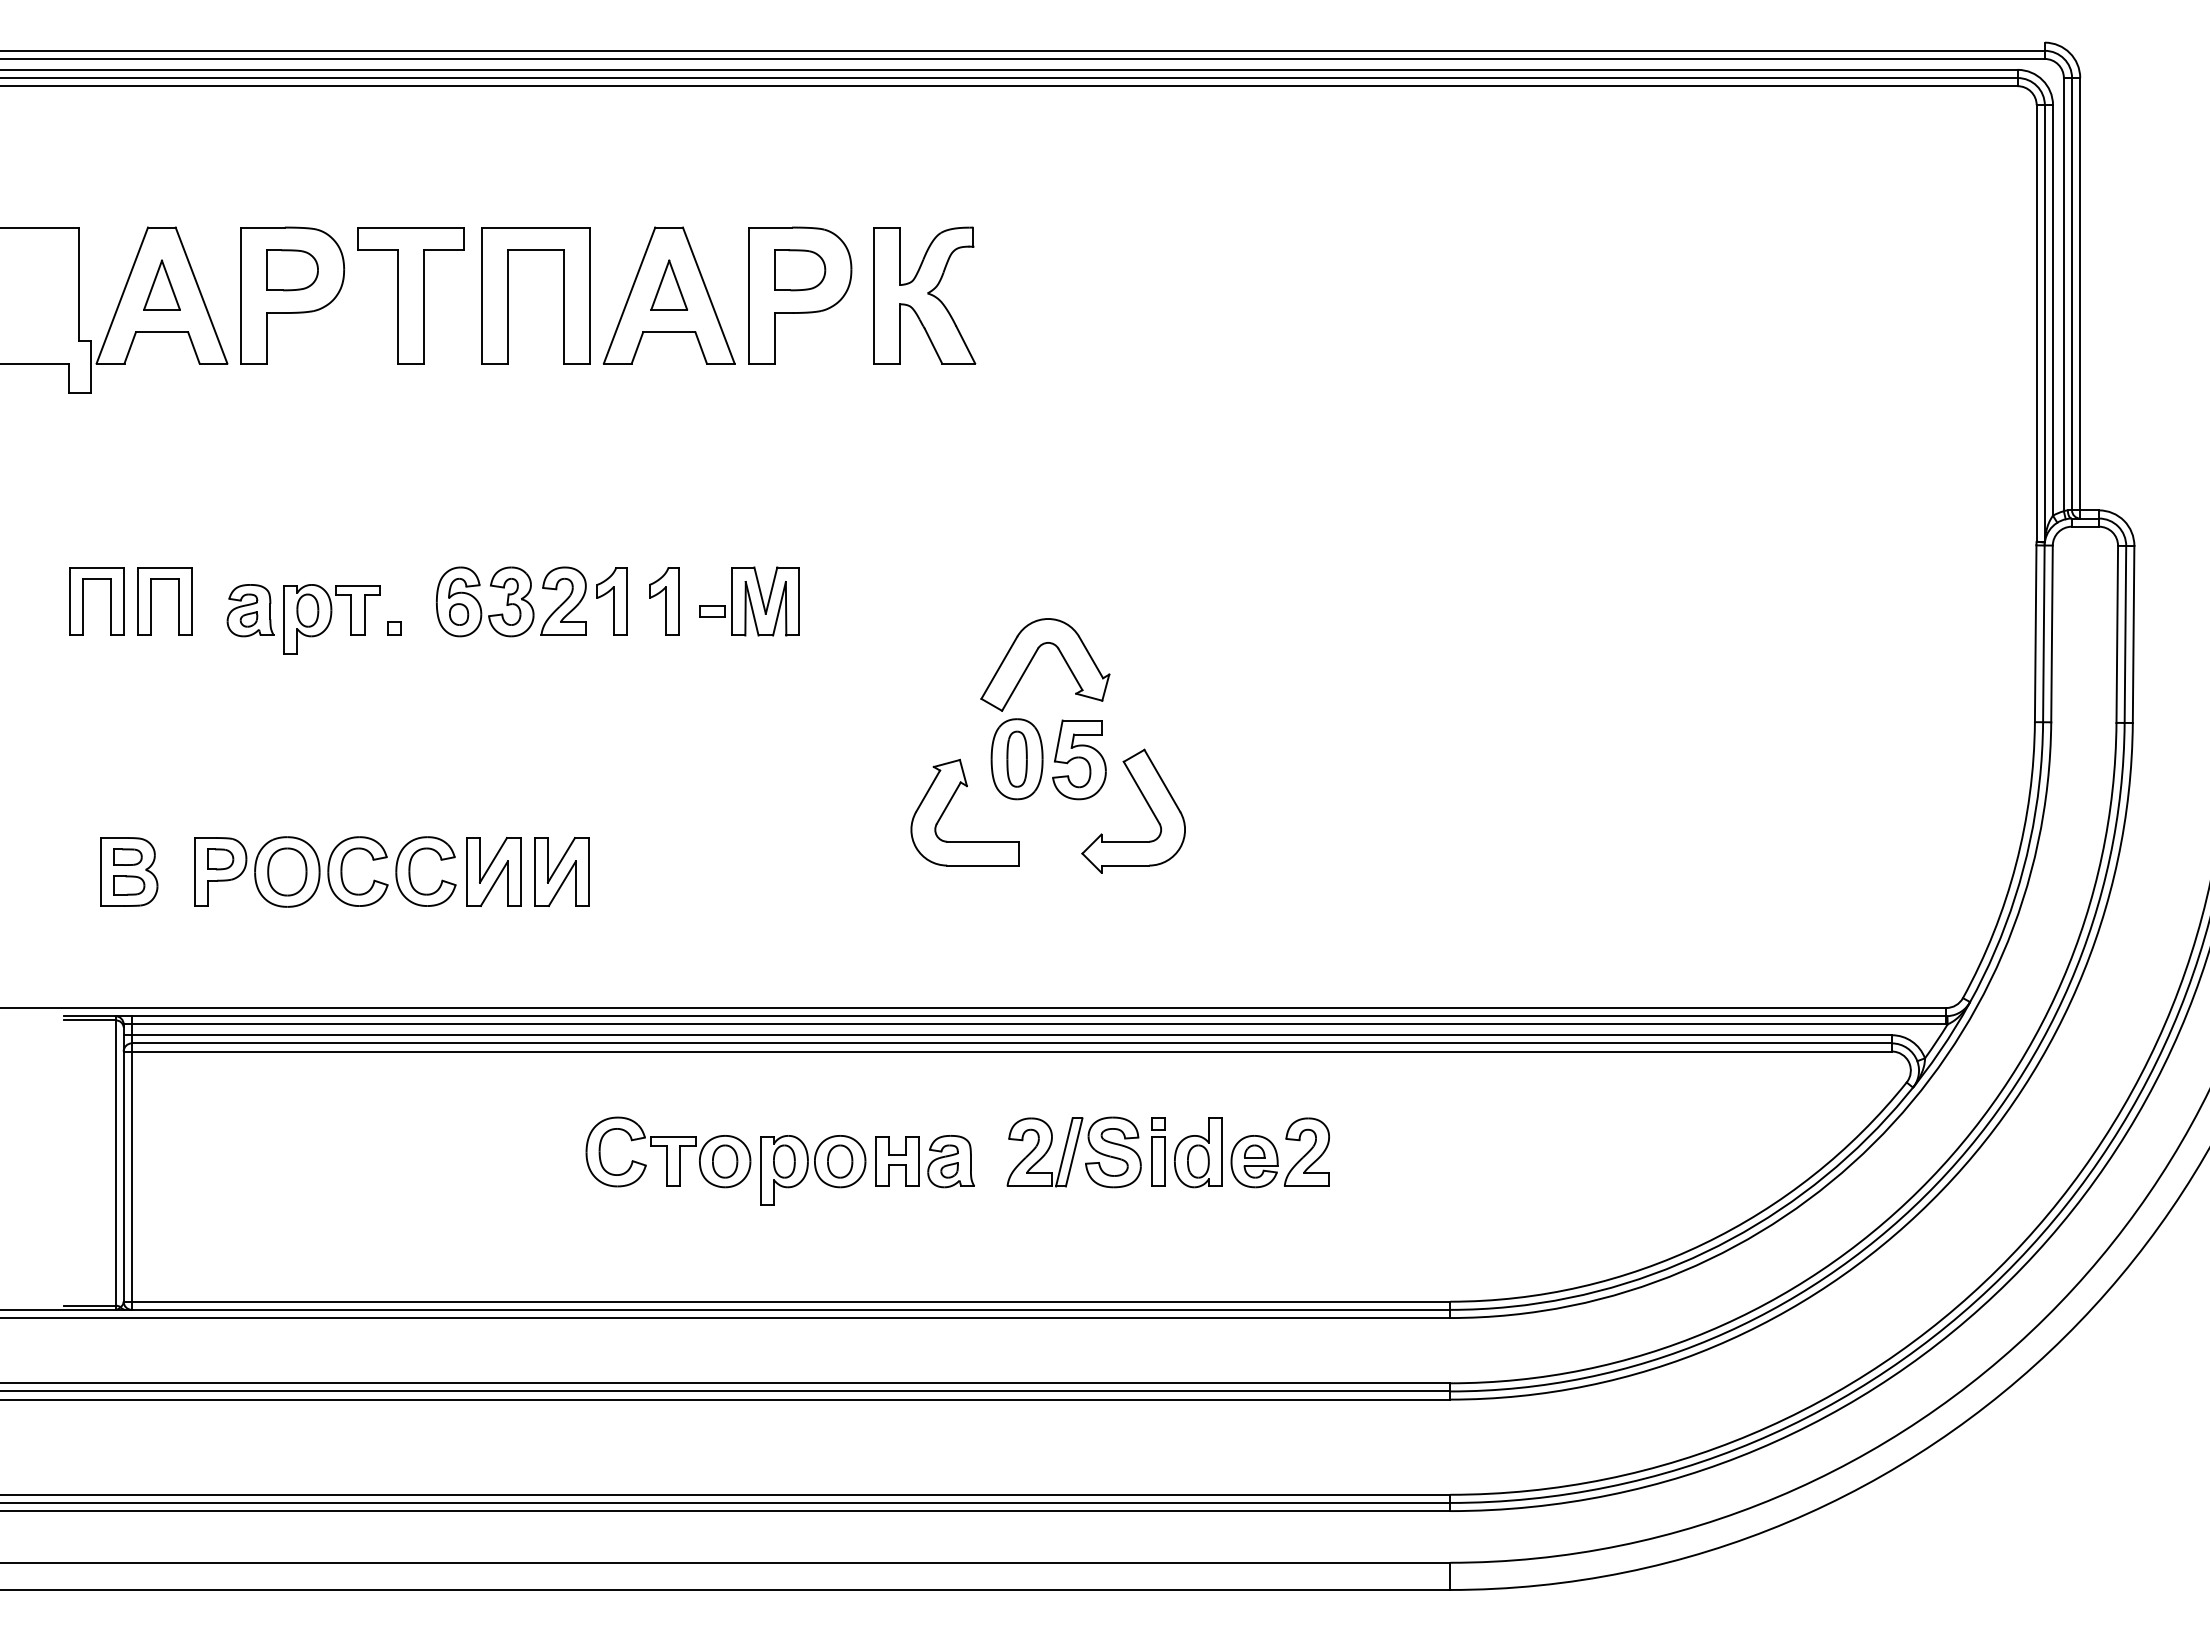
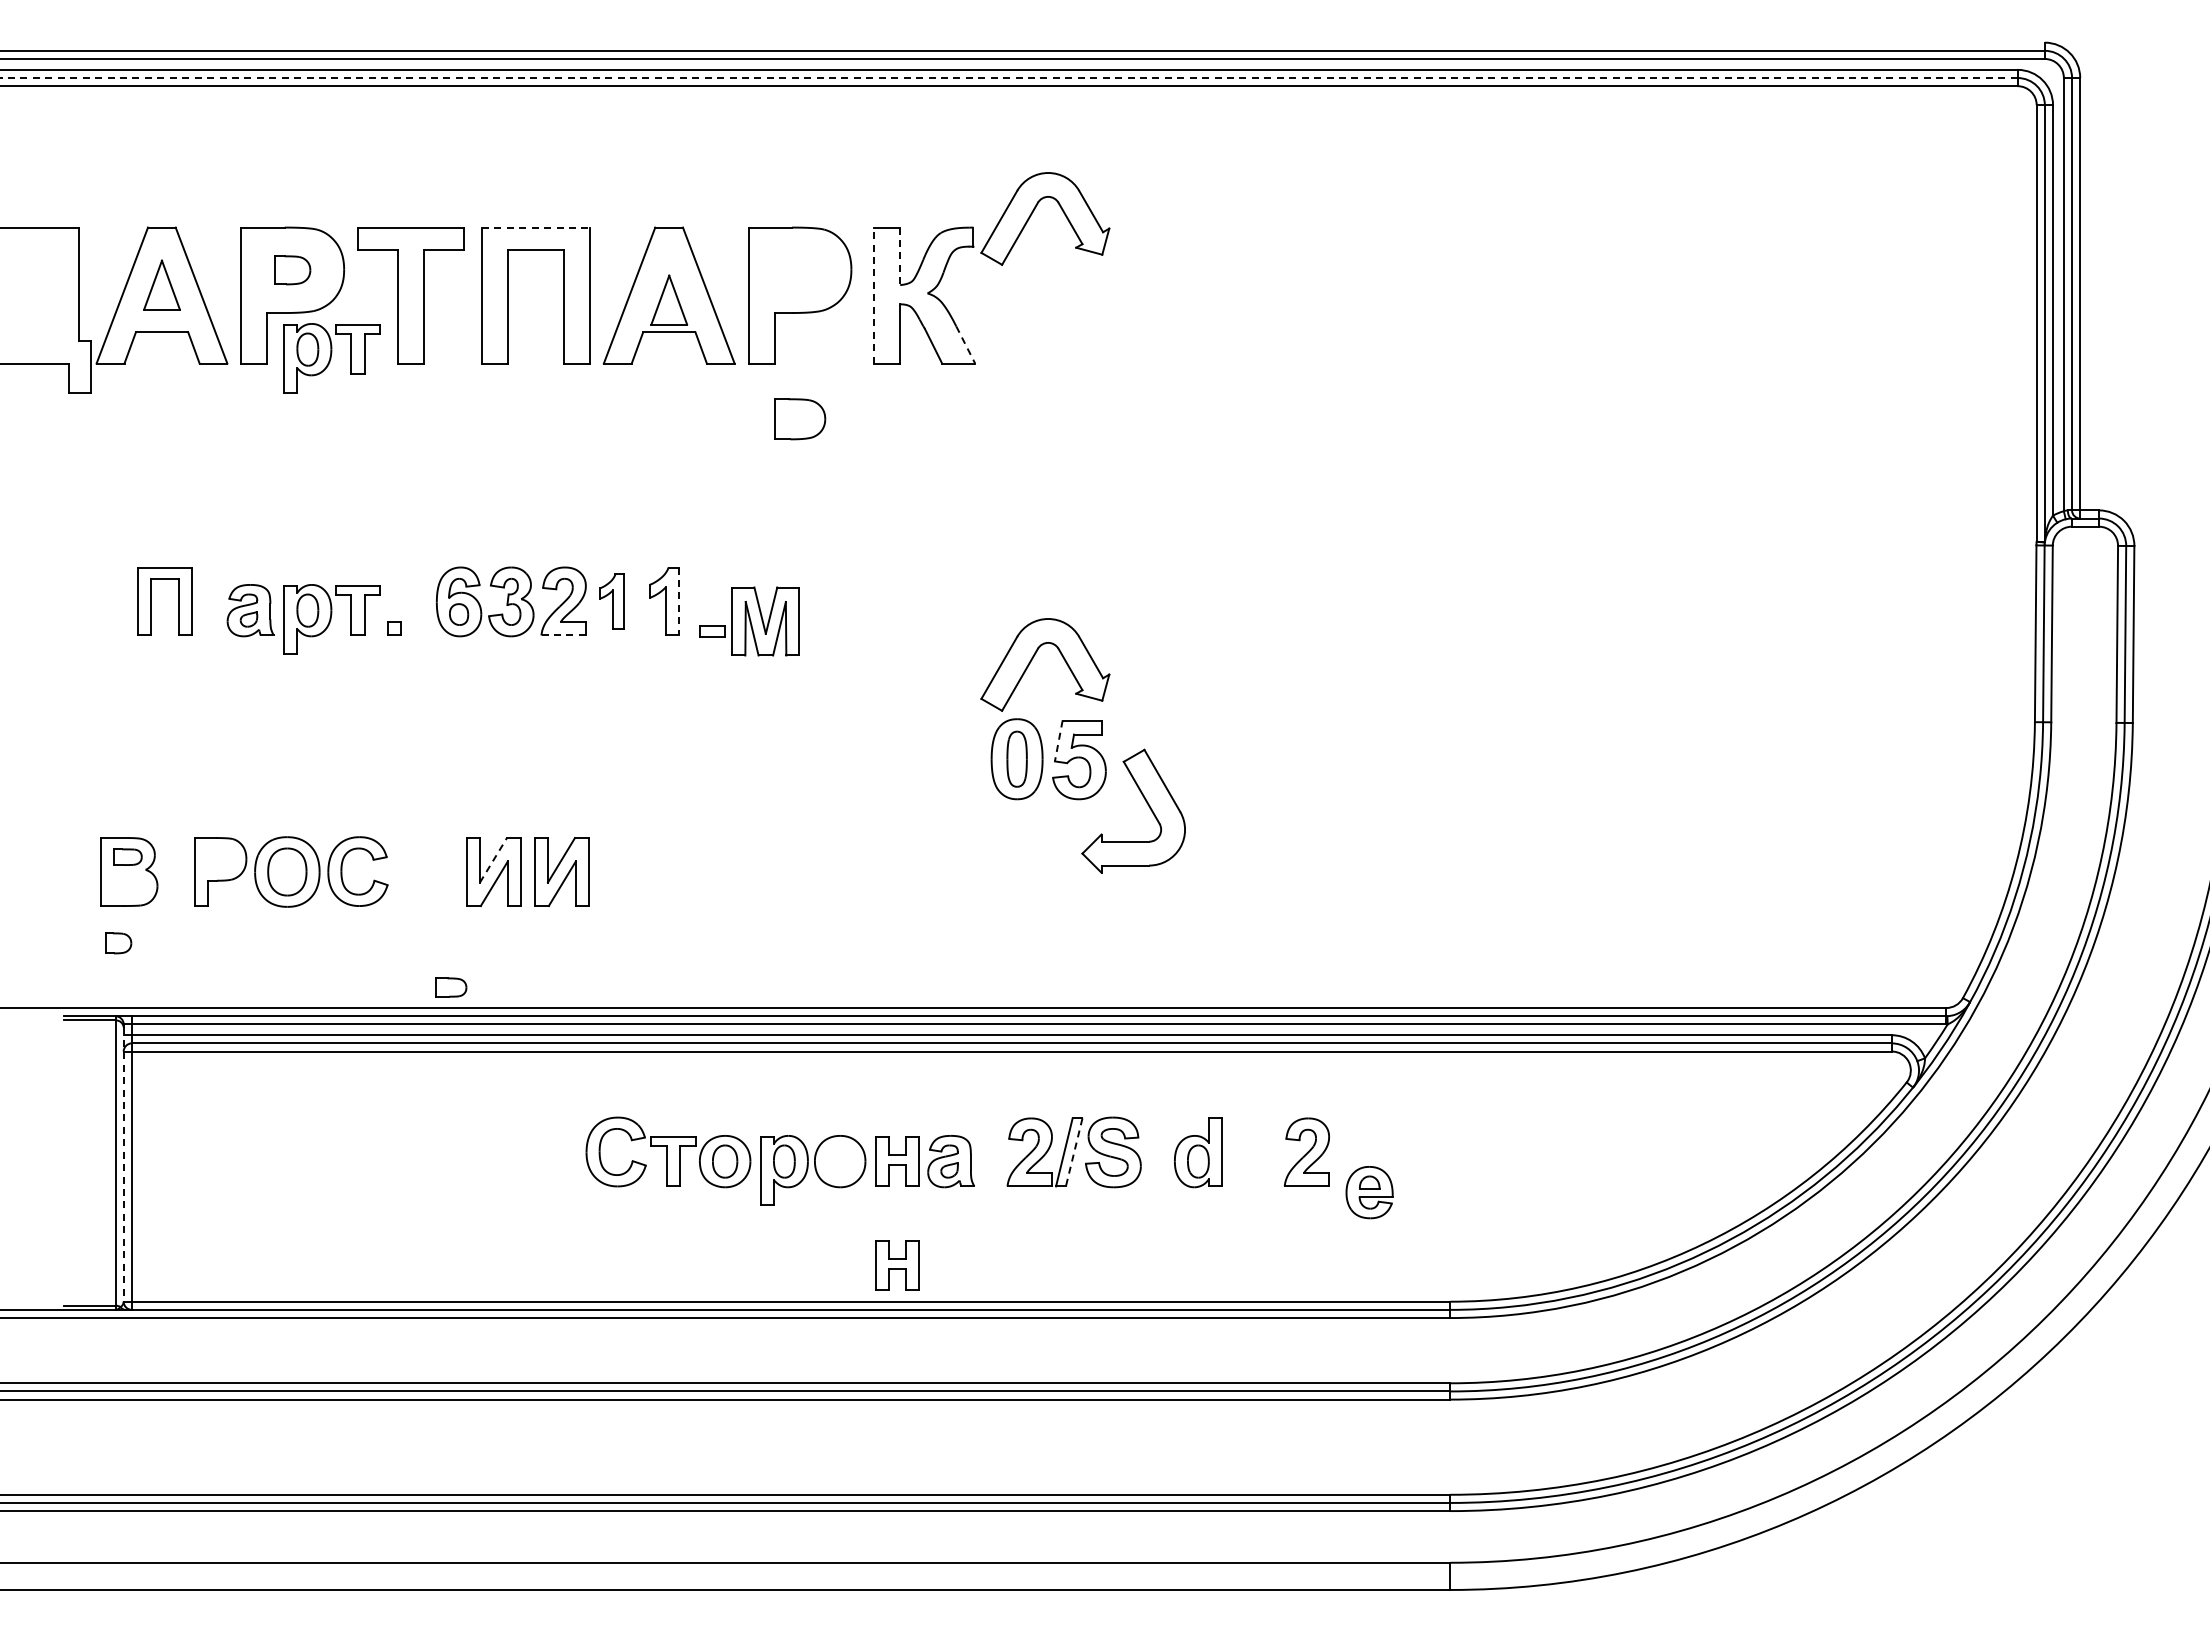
line: solid -> dashed (1008, 78)
part: none -> present (1033, 212)
line: solid -> dashed (536, 227)
line: solid -> dashed (900, 256)
part size: 53x43 px -> 38x31 px (292, 270)
part position: (800, 270) -> (800, 419) (800, 419)
part position: (669, 284) -> (669, 299) (669, 299)
line: solid -> dashed (874, 295)
line: solid -> dashed (965, 345)
part: none -> present (331, 358)
part: present -> none (83, 601)
part size: 32x69 px -> 26x57 px (611, 601)
line: solid -> dashed (679, 601)
part position: (749, 601) -> (749, 621) (749, 621)
line: solid -> dashed (563, 635)
line: solid -> dashed (1058, 741)
part: present -> none (949, 804)
part position: (220, 859) -> (118, 943) (118, 943)
line: solid -> dashed (493, 859)
part: present -> none (410, 871)
part position: (129, 885) -> (451, 987) (451, 987)
part: present -> none (1158, 1151)
line: solid -> dashed (1074, 1152)
part: present -> none (840, 1161)
part position: (1254, 1161) -> (1369, 1192) (1369, 1192)
line: solid -> dashed (123, 1165)
part: none -> present (897, 1265)
